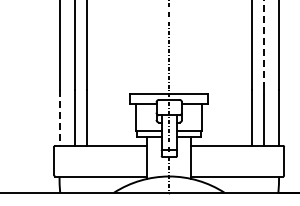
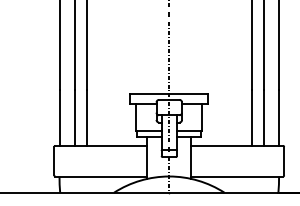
line: dashed -> solid (263, 45)
line: dashed -> solid (59, 118)
